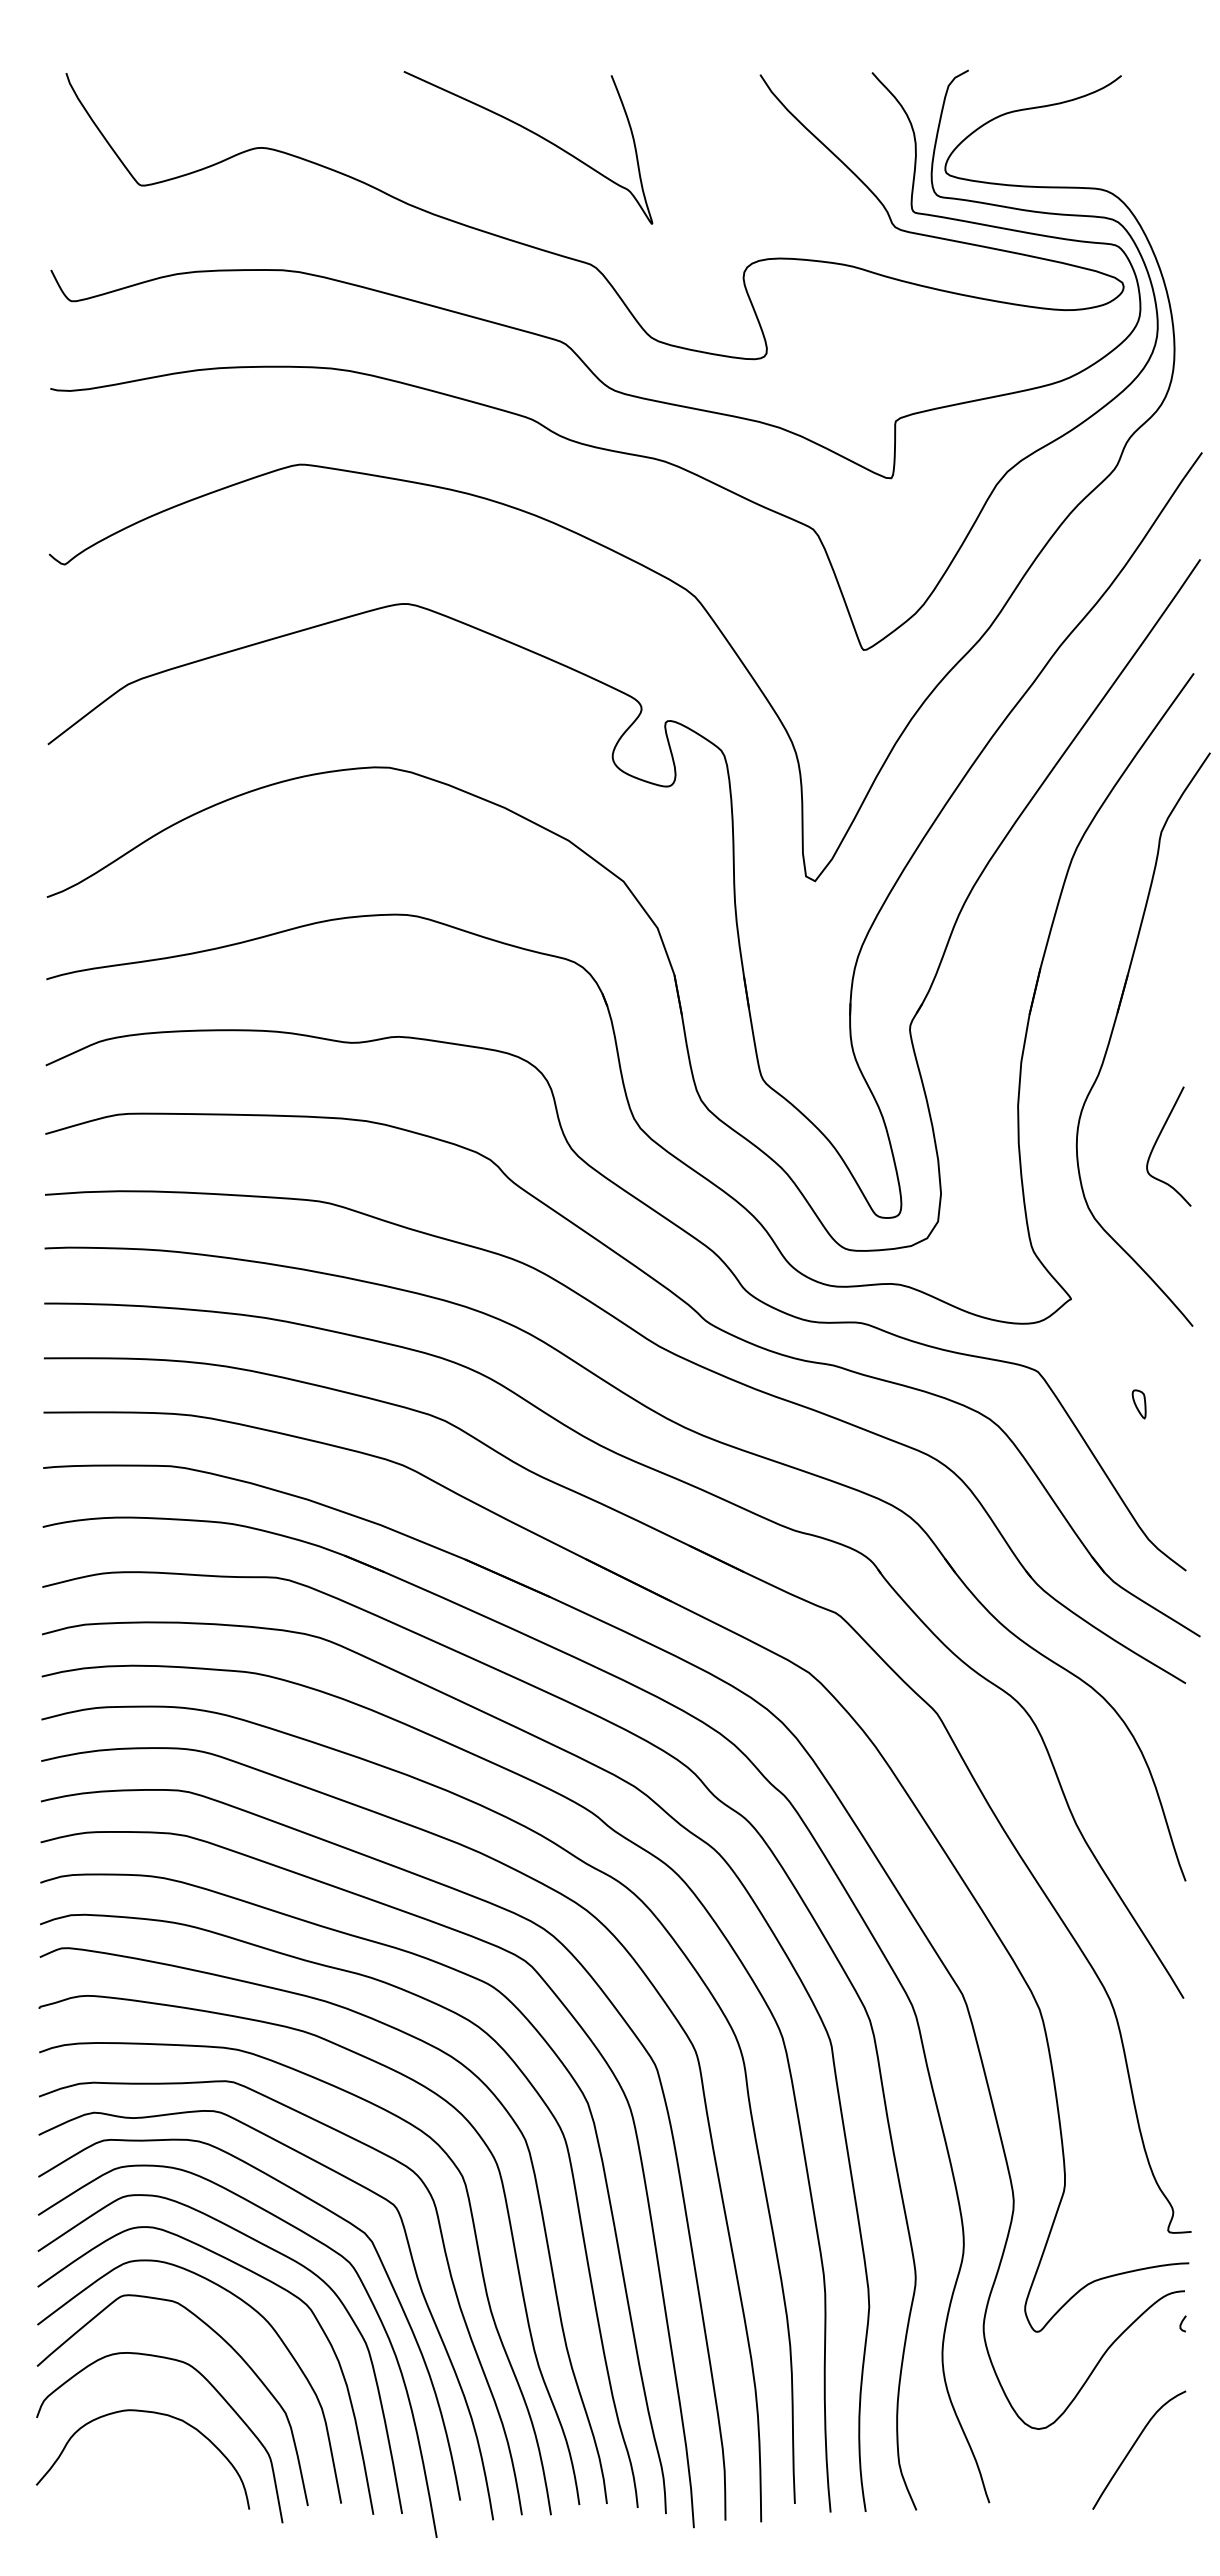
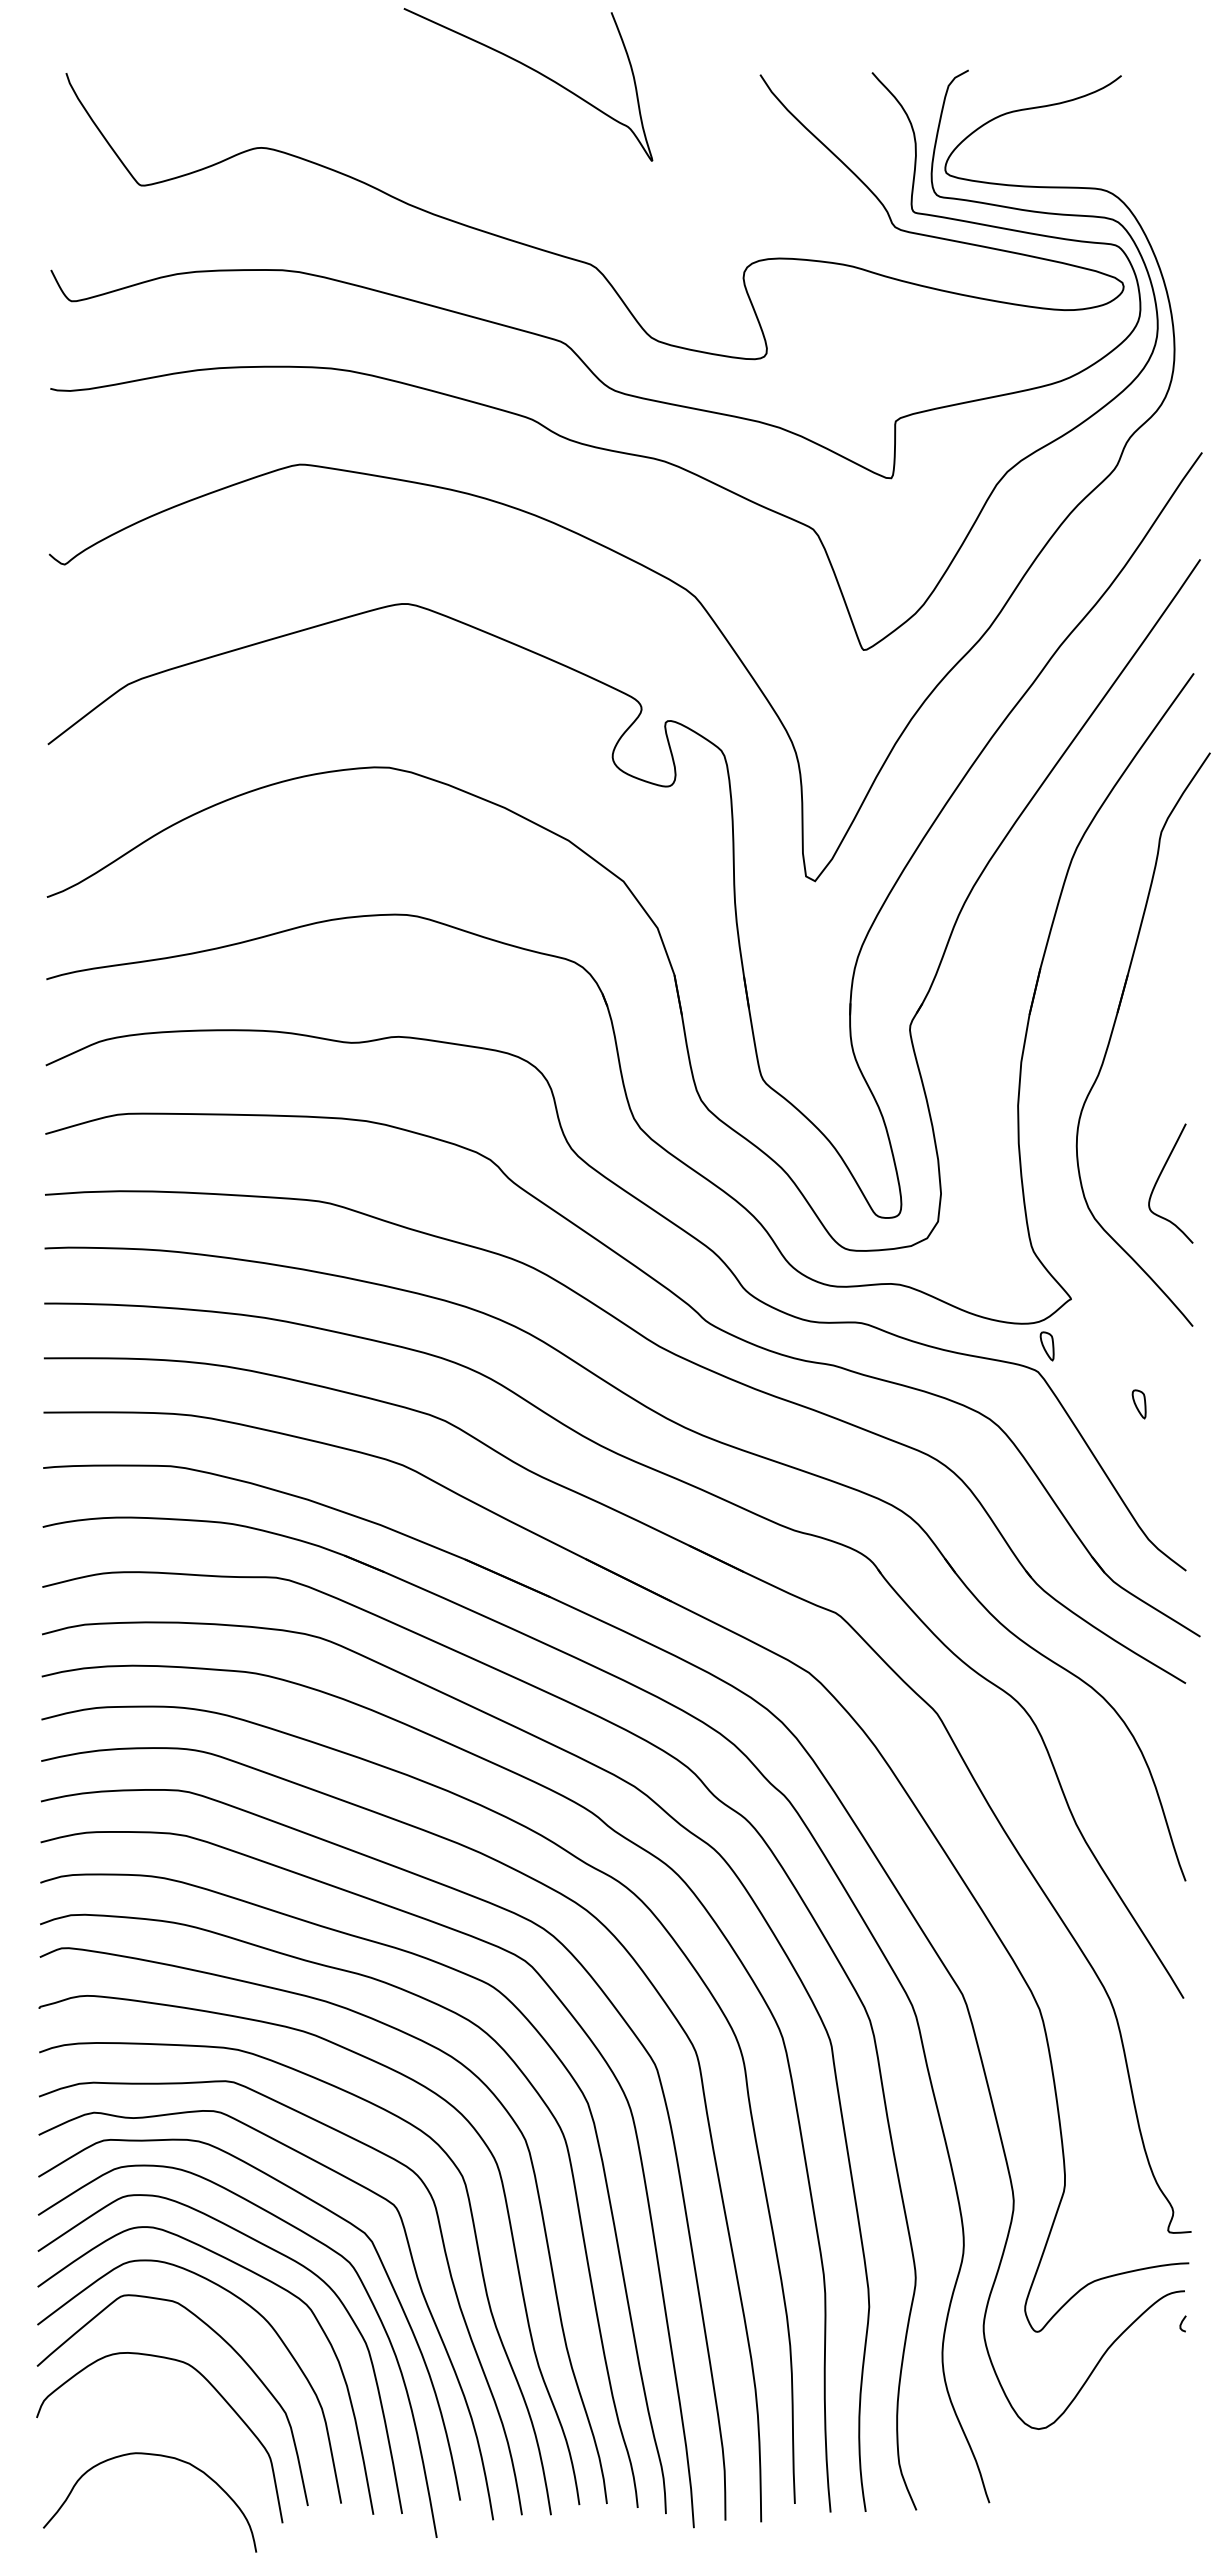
curve position: (534, 134) -> (534, 71) (534, 71)
curve position: (1157, 1141) -> (1159, 1178) (1159, 1178)
part: none -> present (1046, 1346)
curve position: (143, 2412) -> (150, 2455) (150, 2455)
curve: present -> none (1133, 2447)
